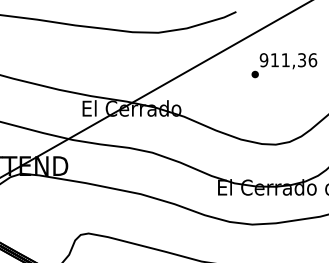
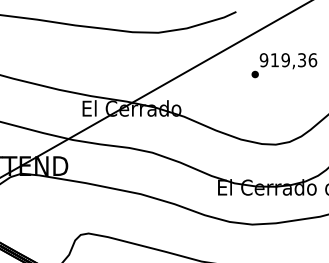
text: 911,36 -> 919,36 (285, 60)
